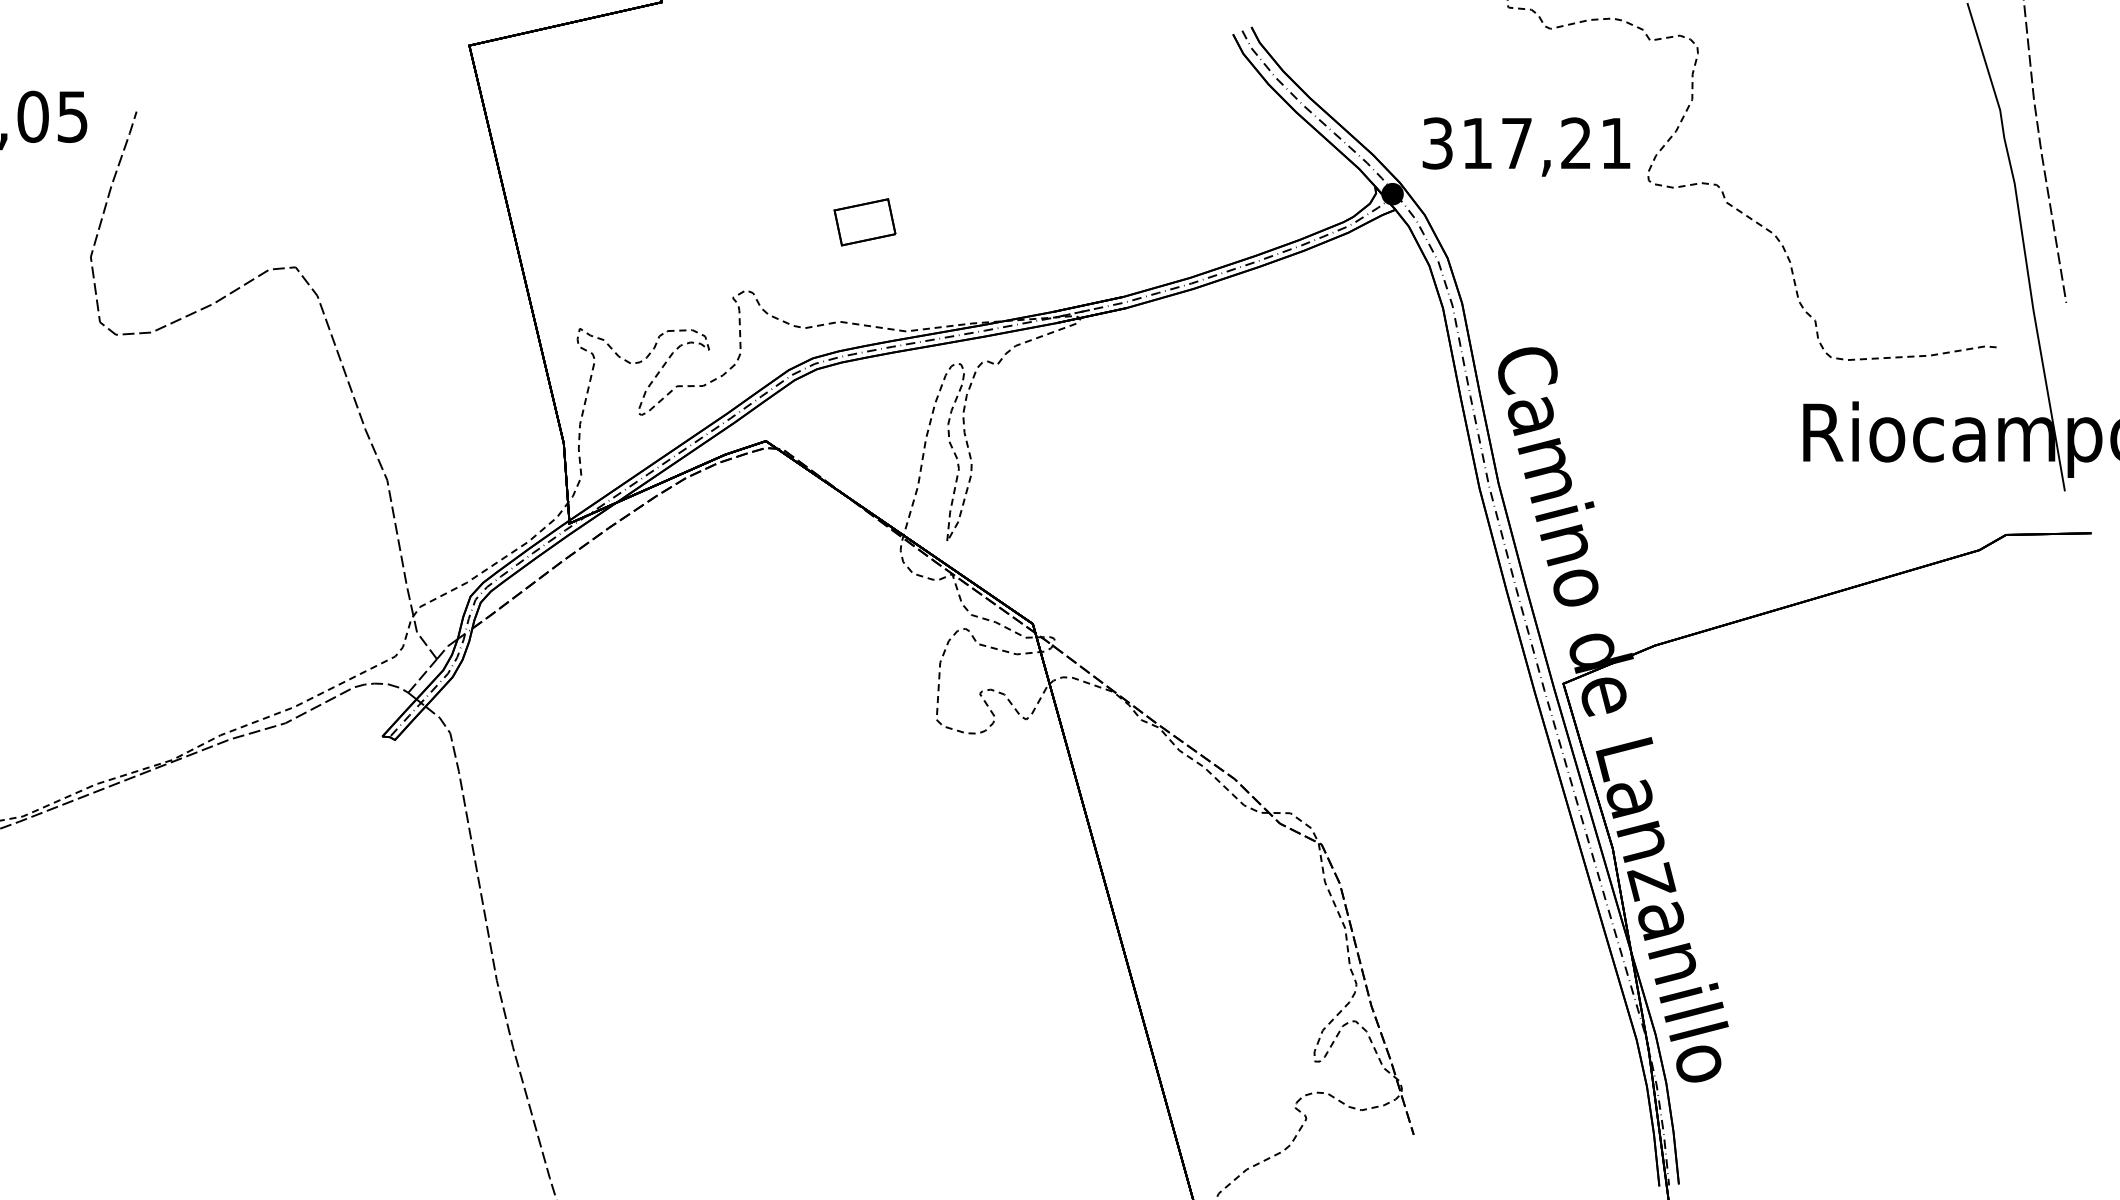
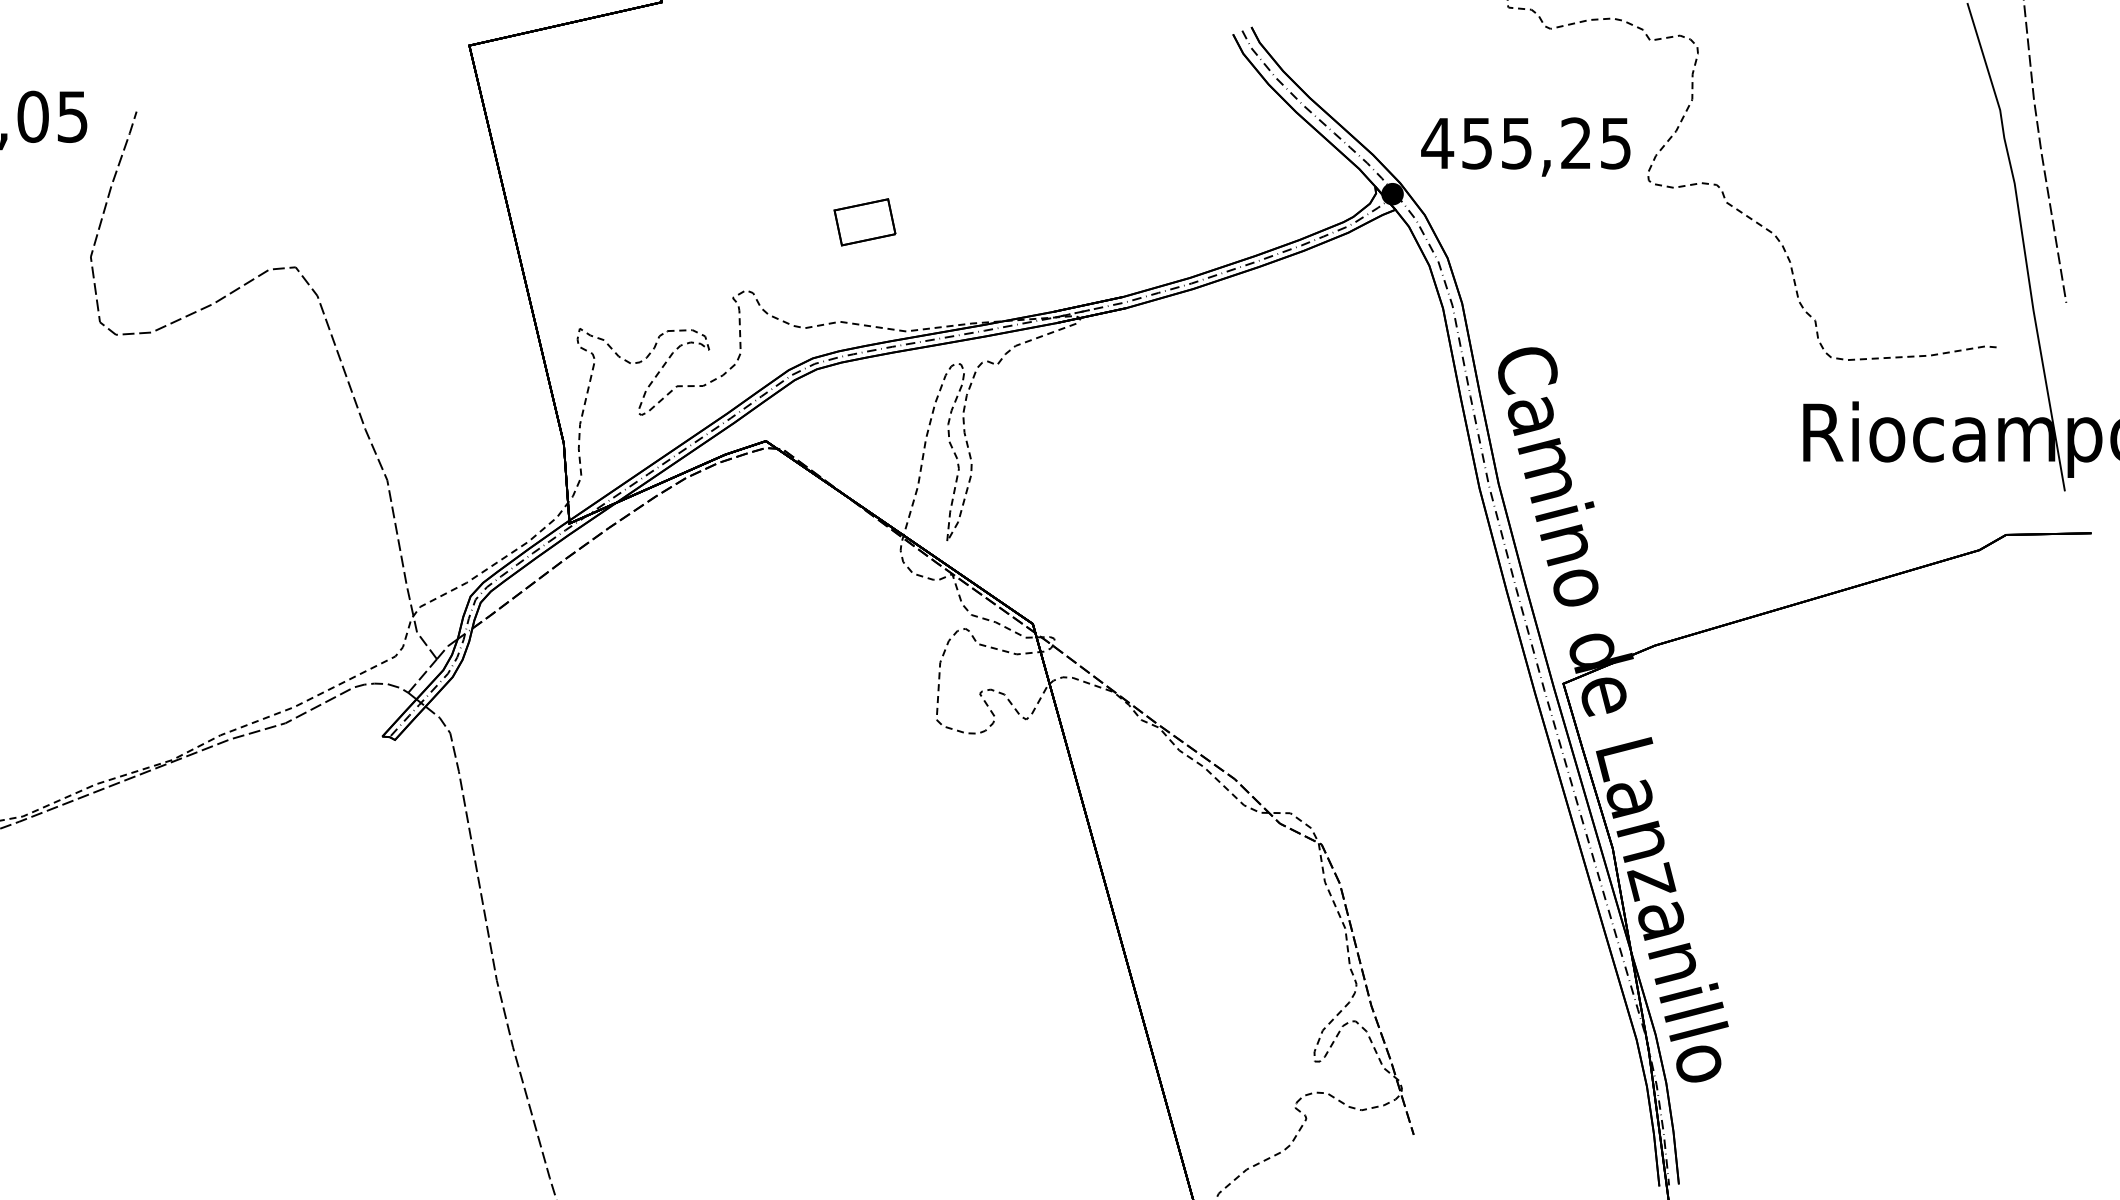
text: 317,21 -> 455,25 (1525, 143)
